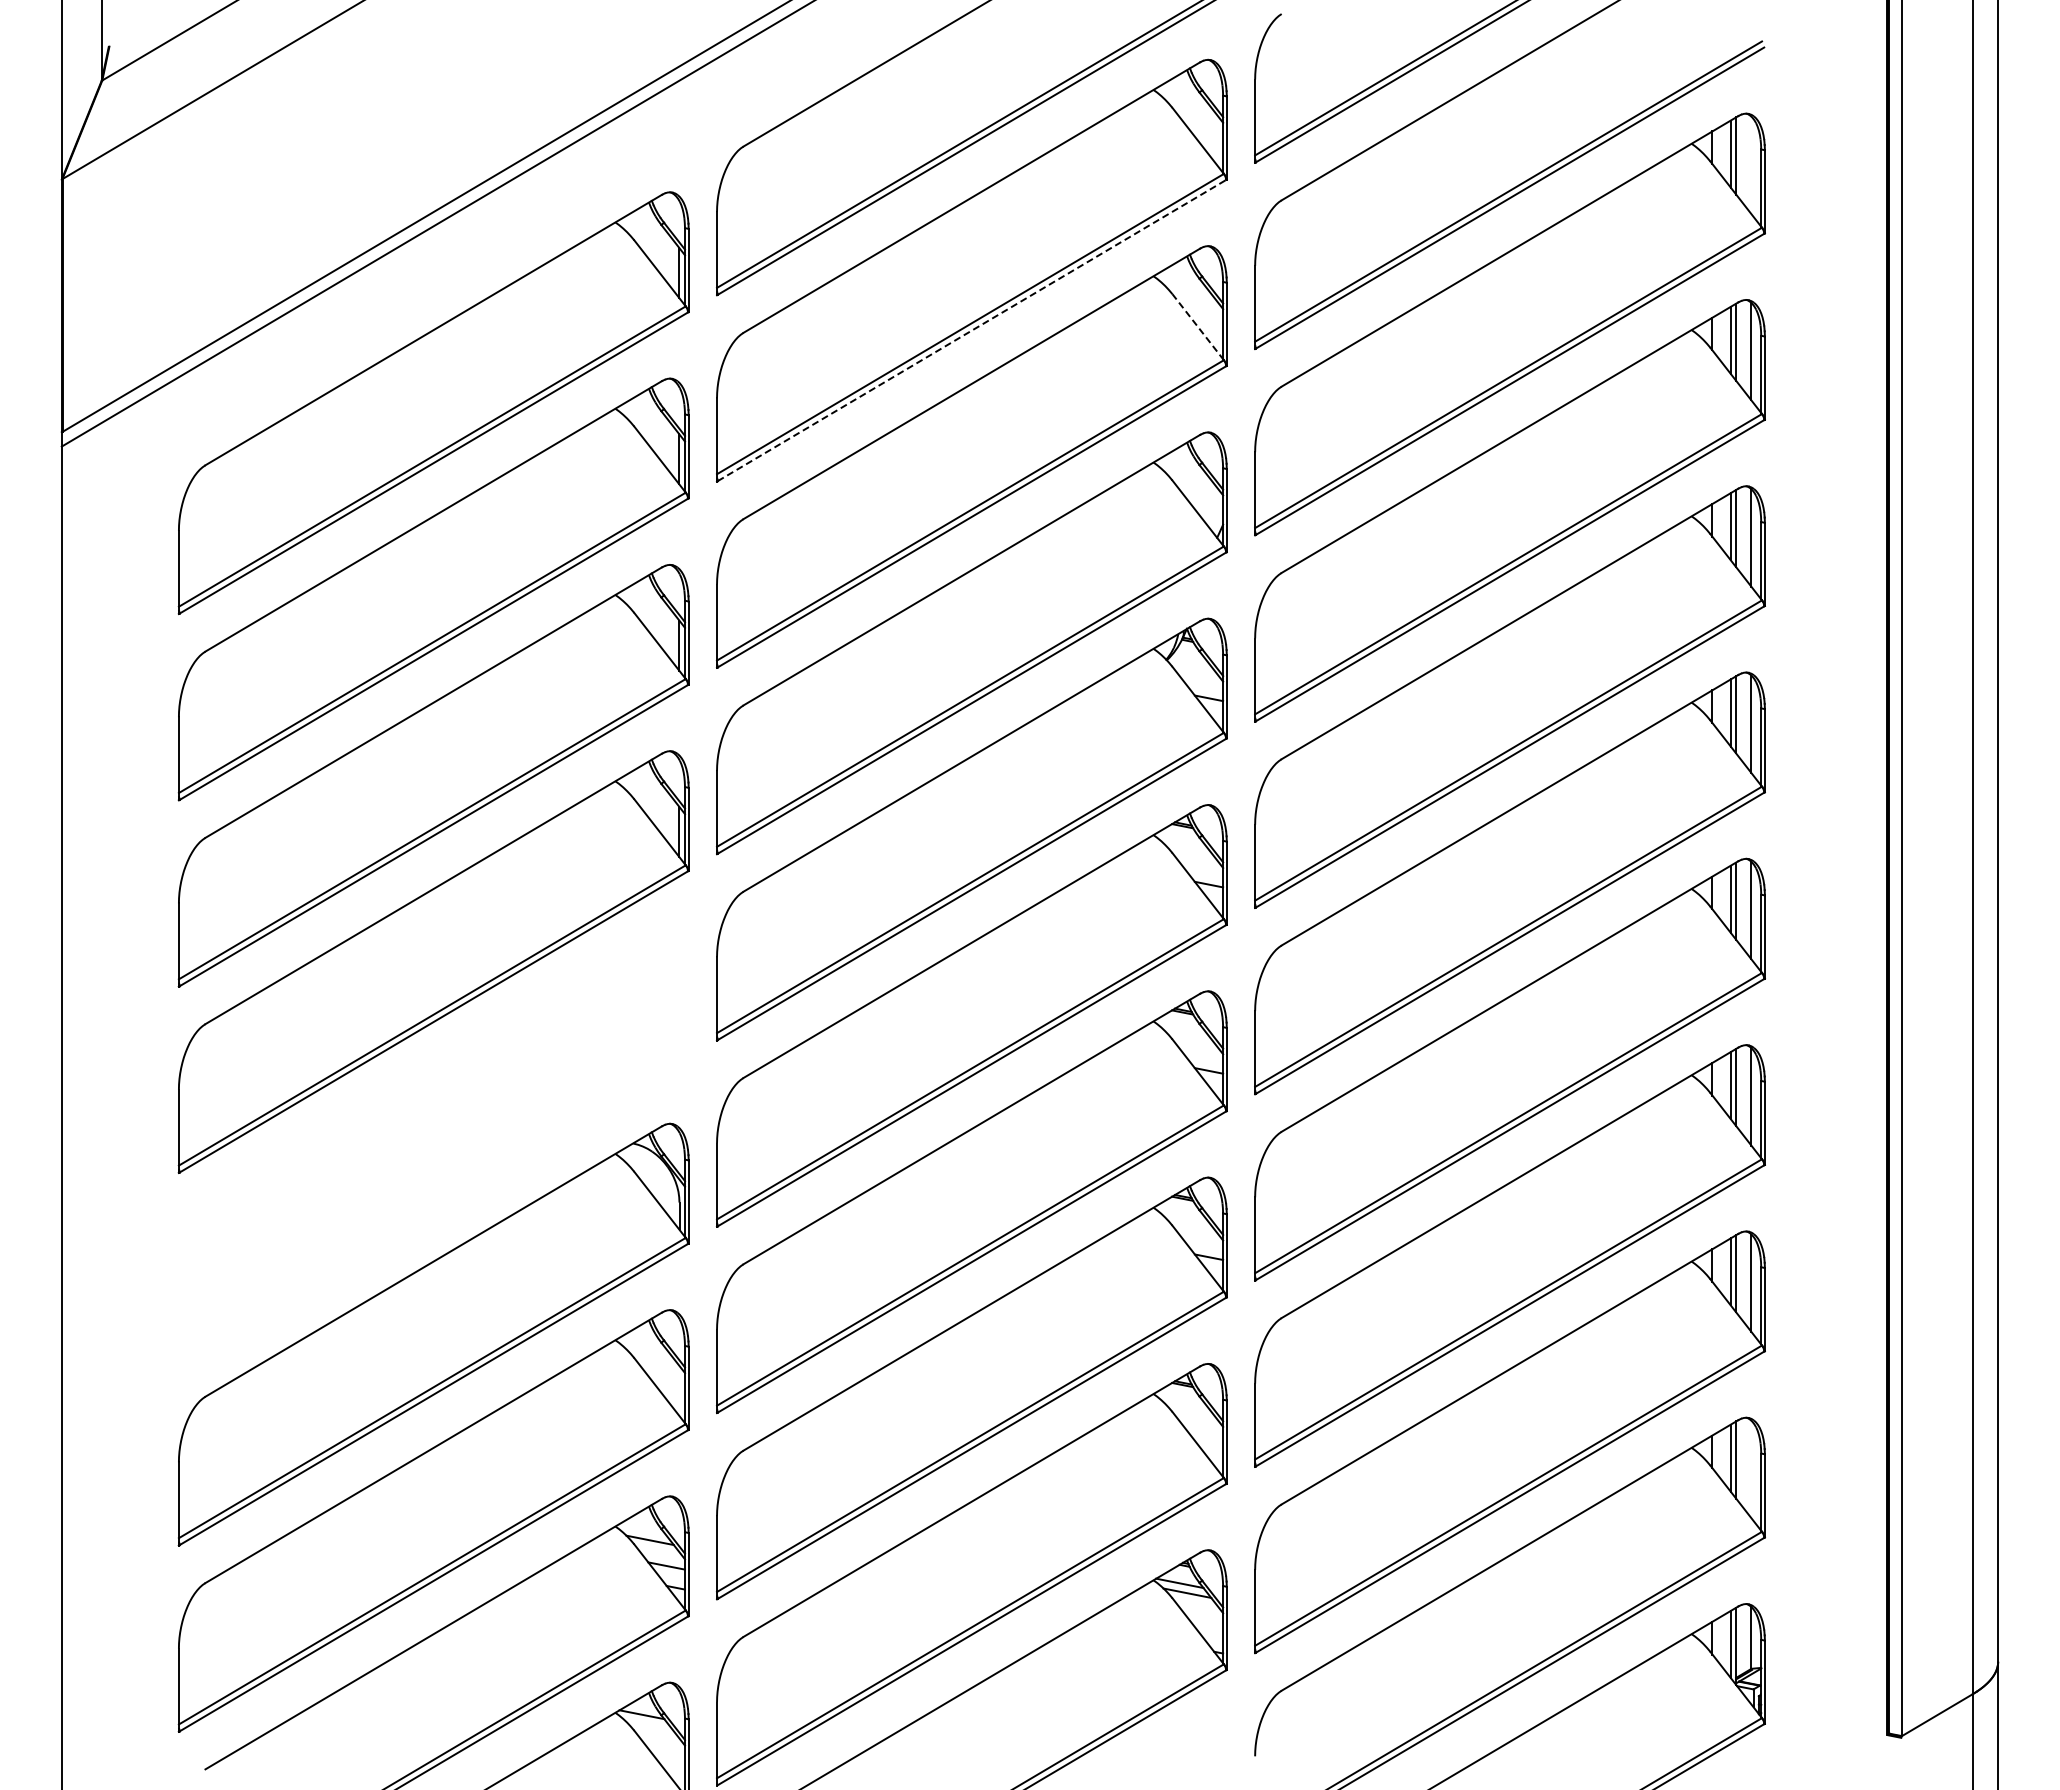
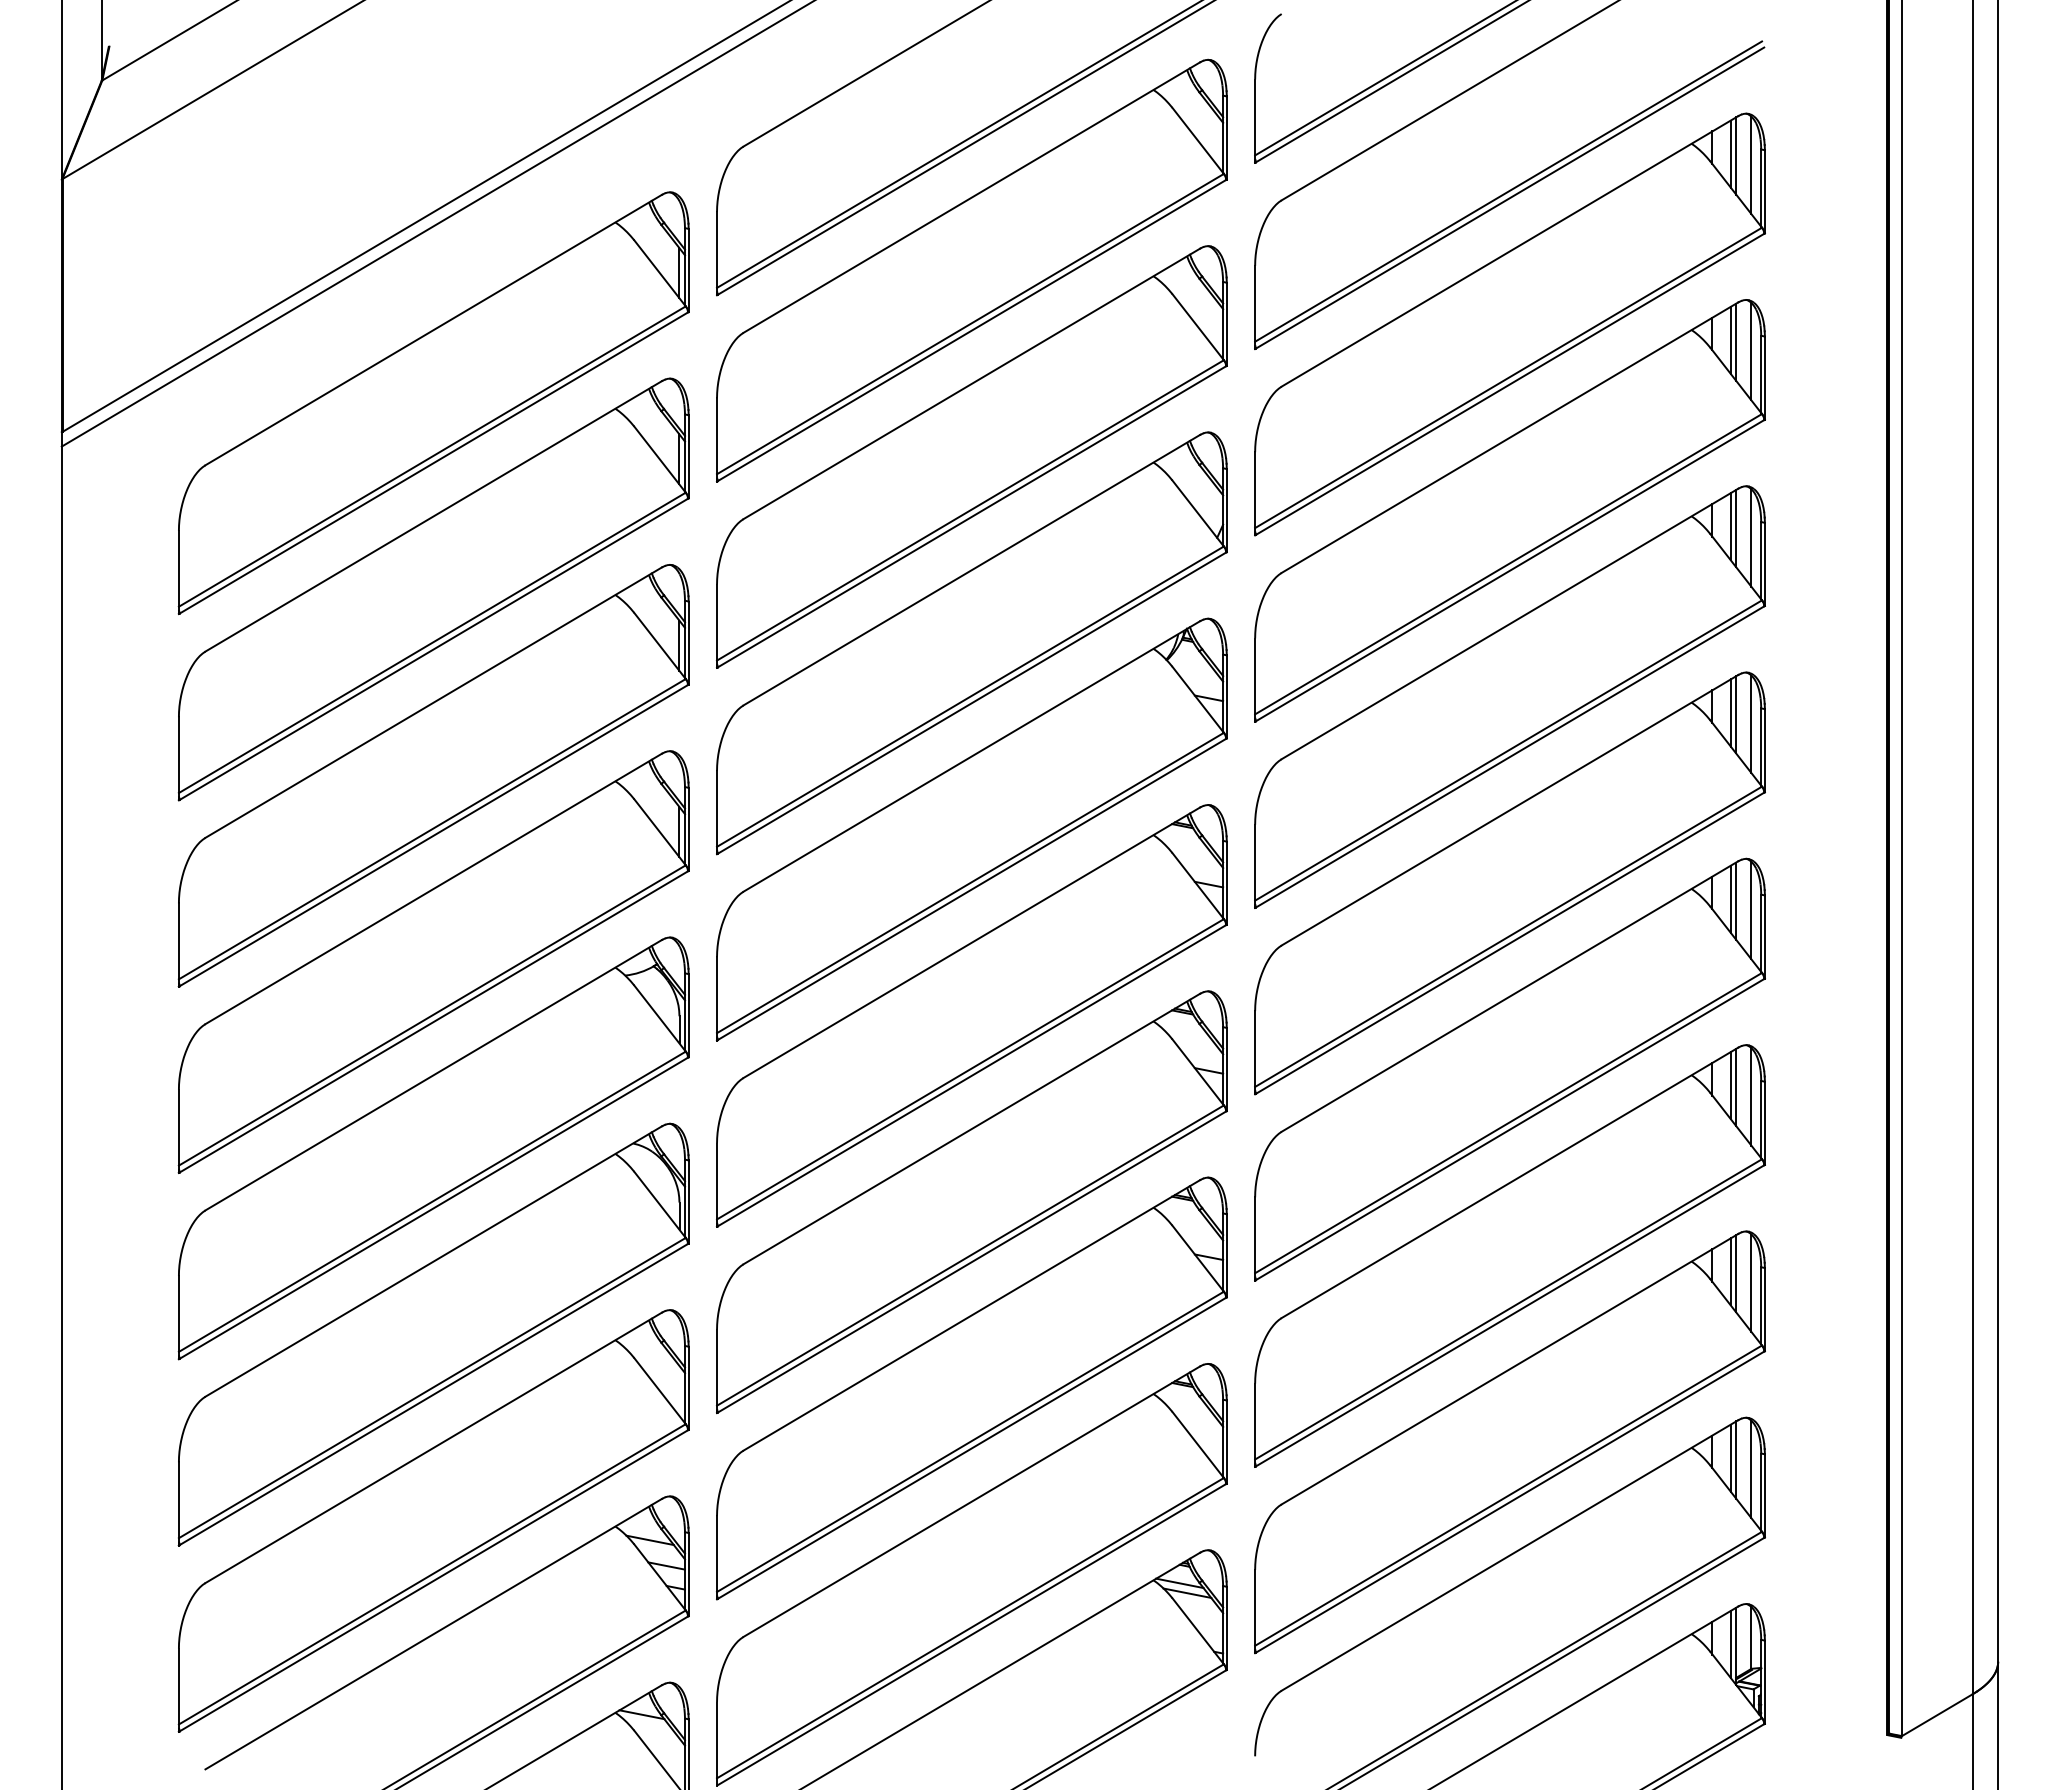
line: none -> present (1751, 165)
line: dashed -> solid (1198, 327)
line: dashed -> solid (972, 330)
part: none -> present (433, 1148)
line: none -> present (1751, 1469)
